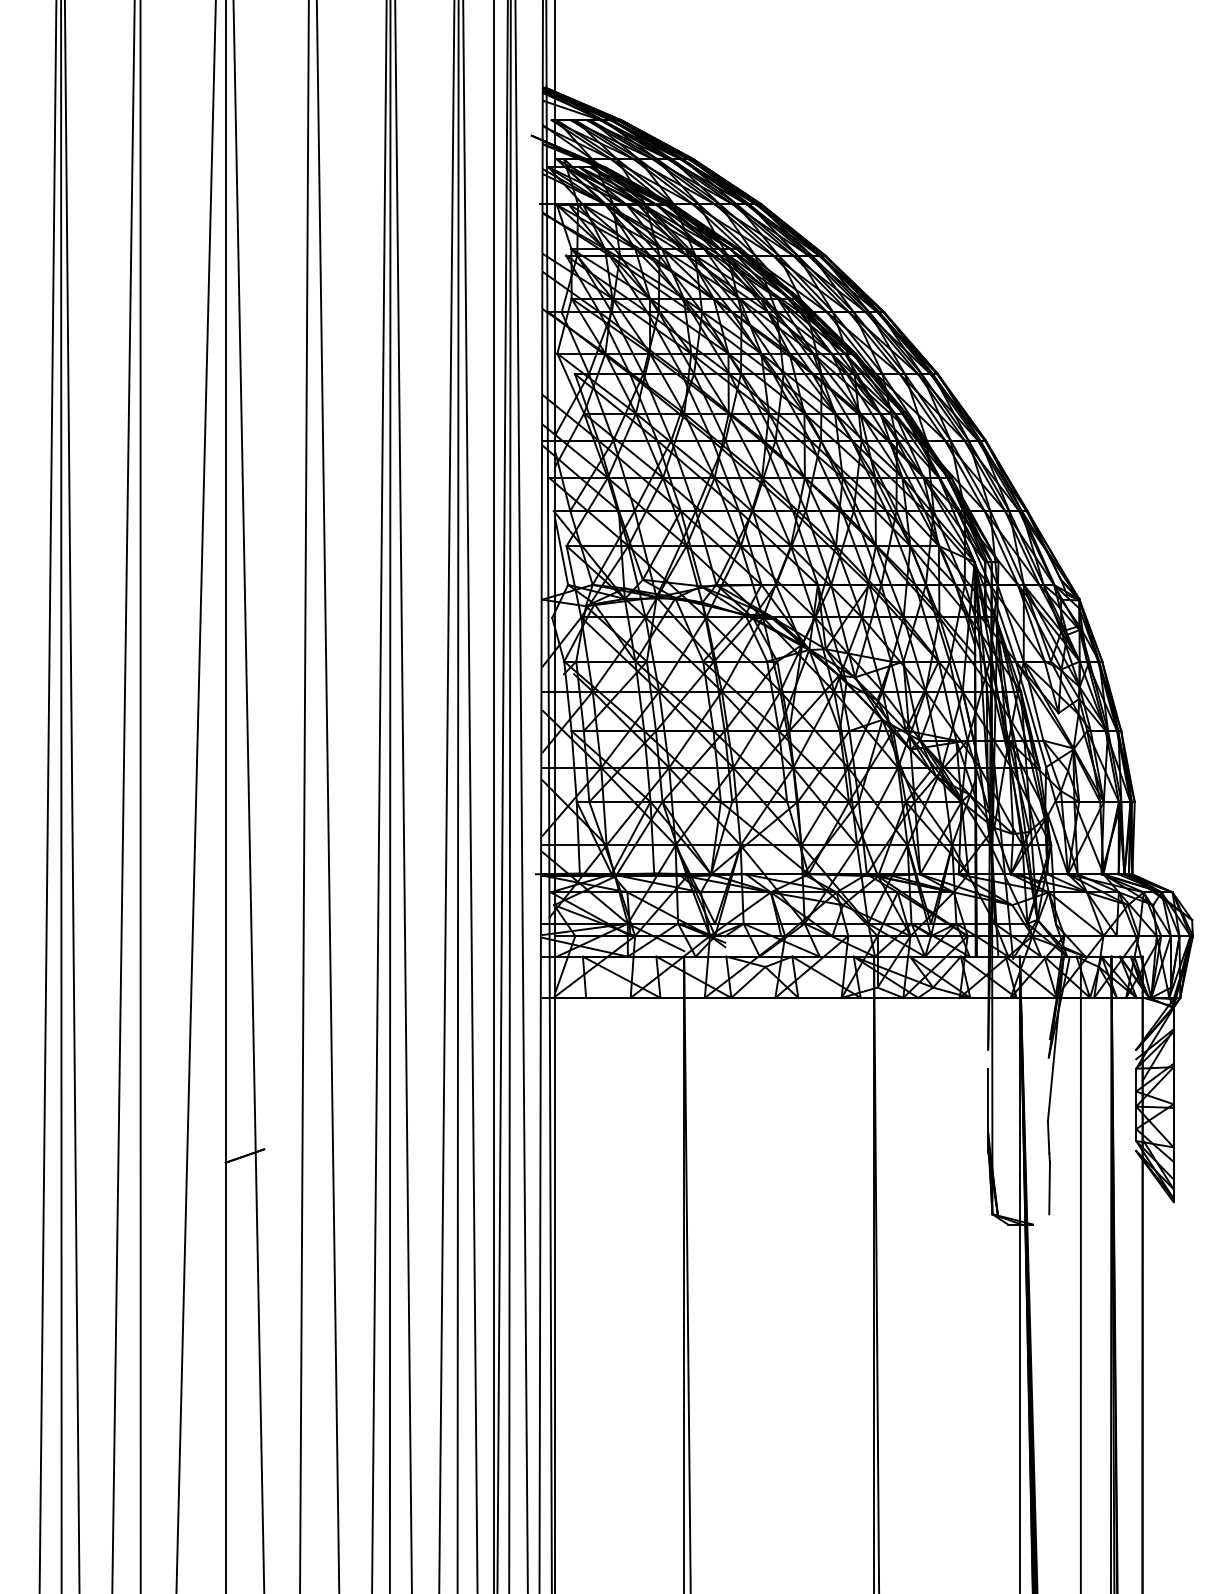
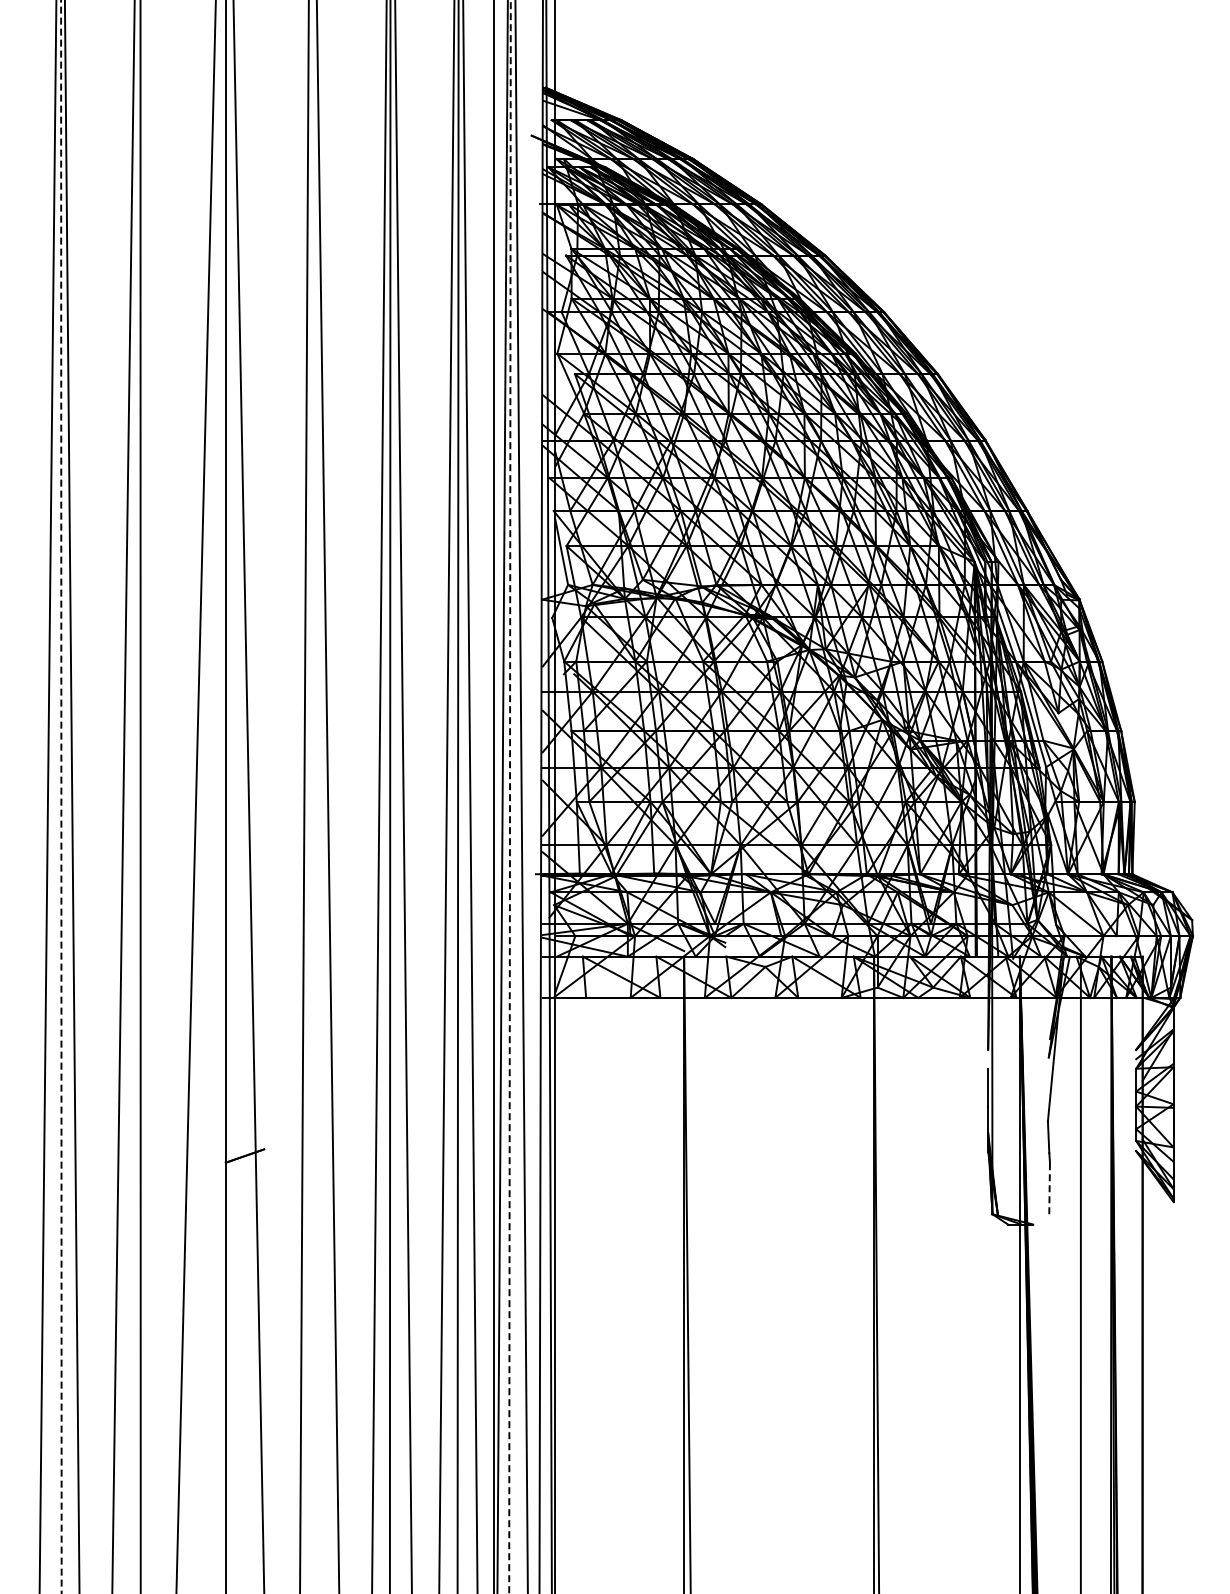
line: solid -> dashed (510, 796)
line: solid -> dashed (61, 797)
line: solid -> dashed (1049, 1188)
